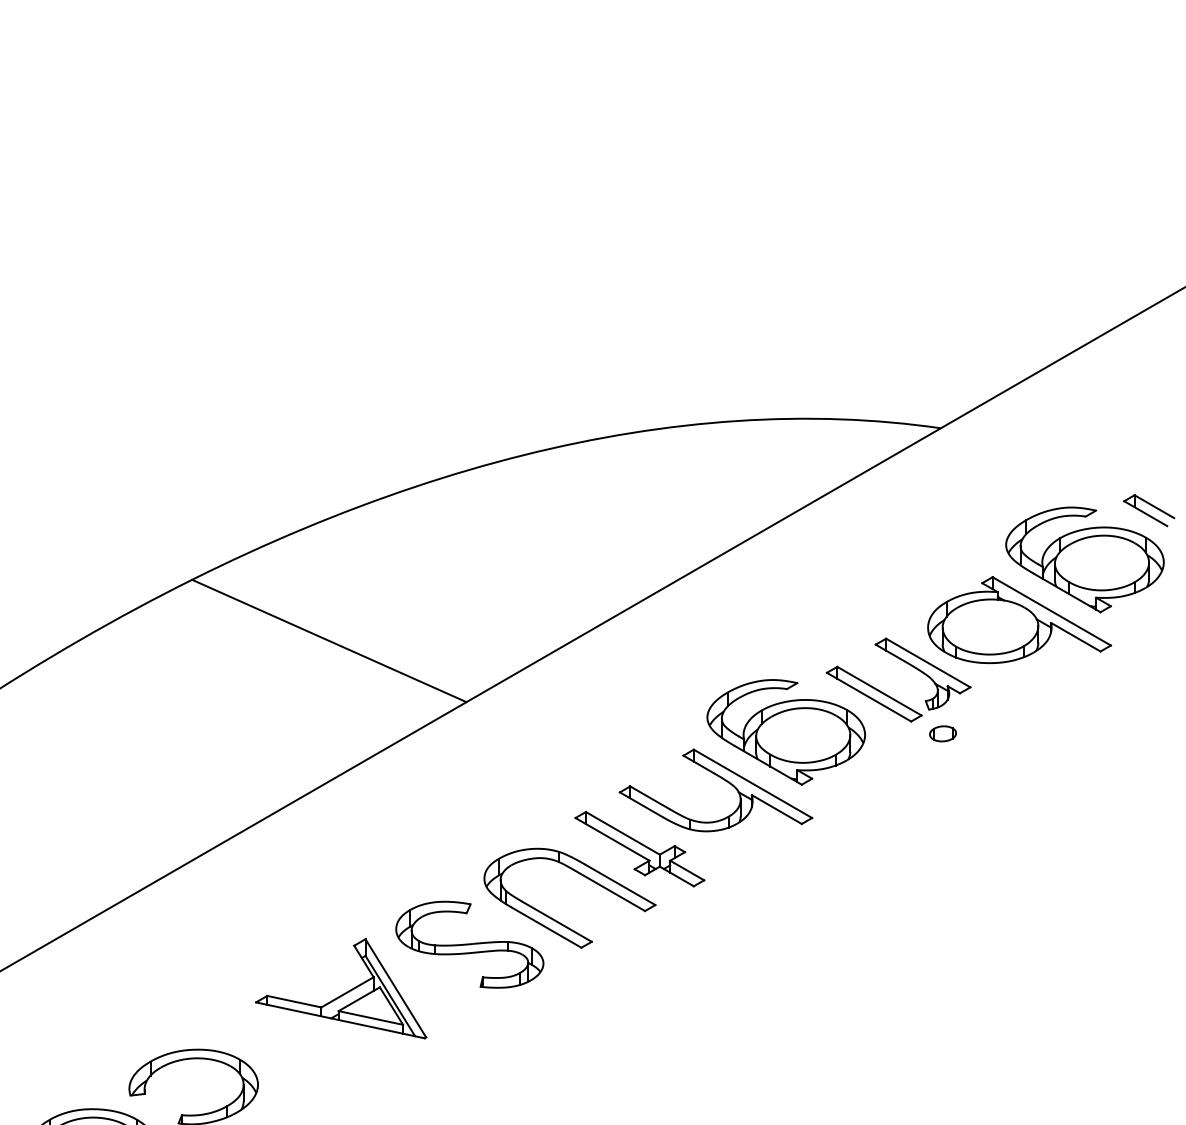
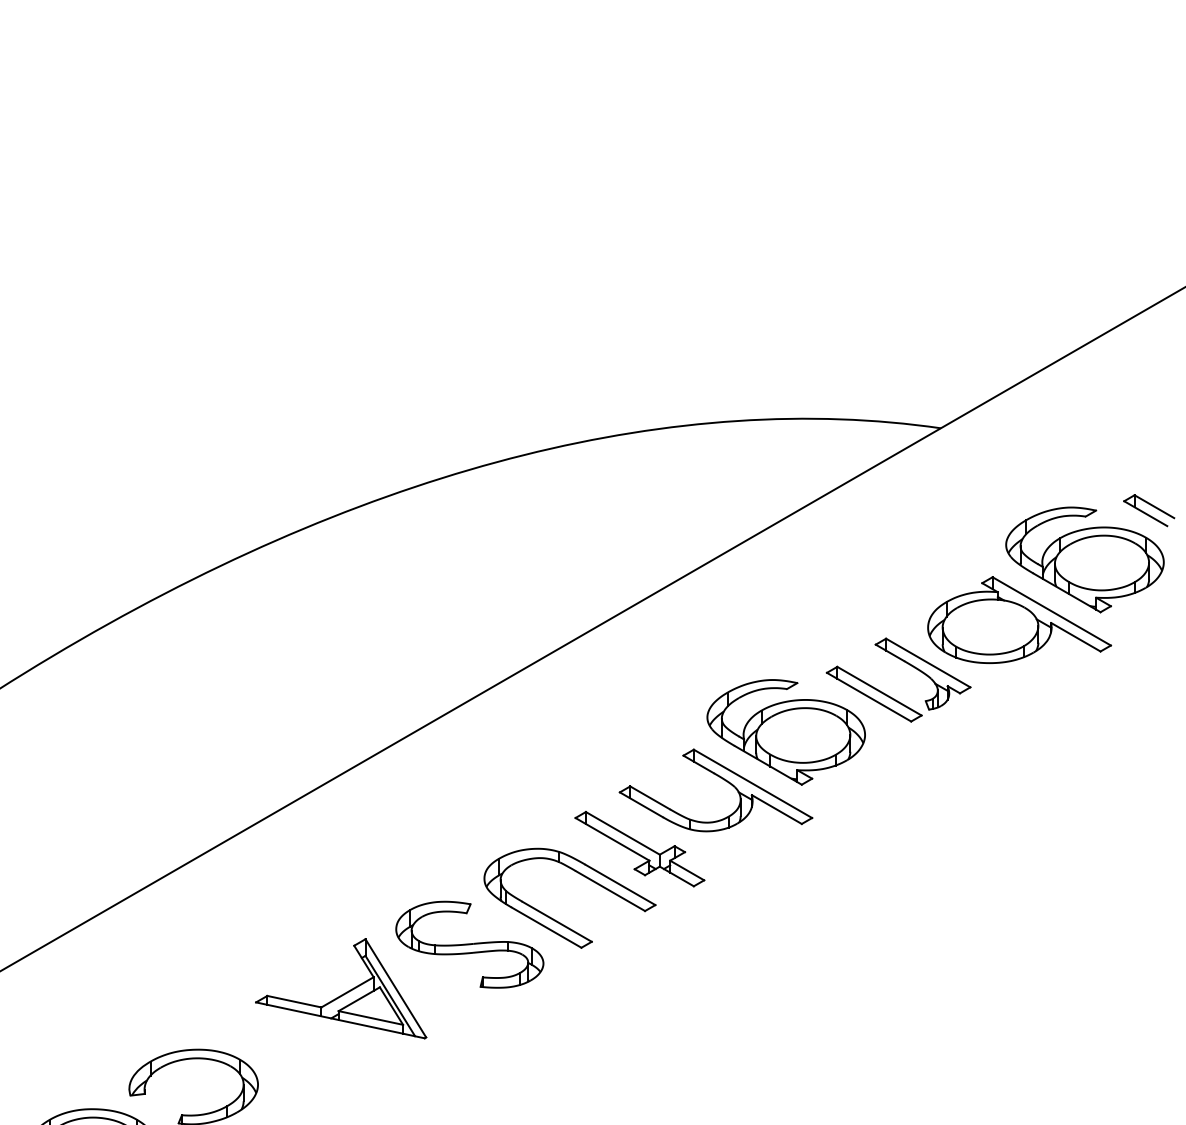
line: present -> none (329, 640)
part: present -> none (942, 733)
